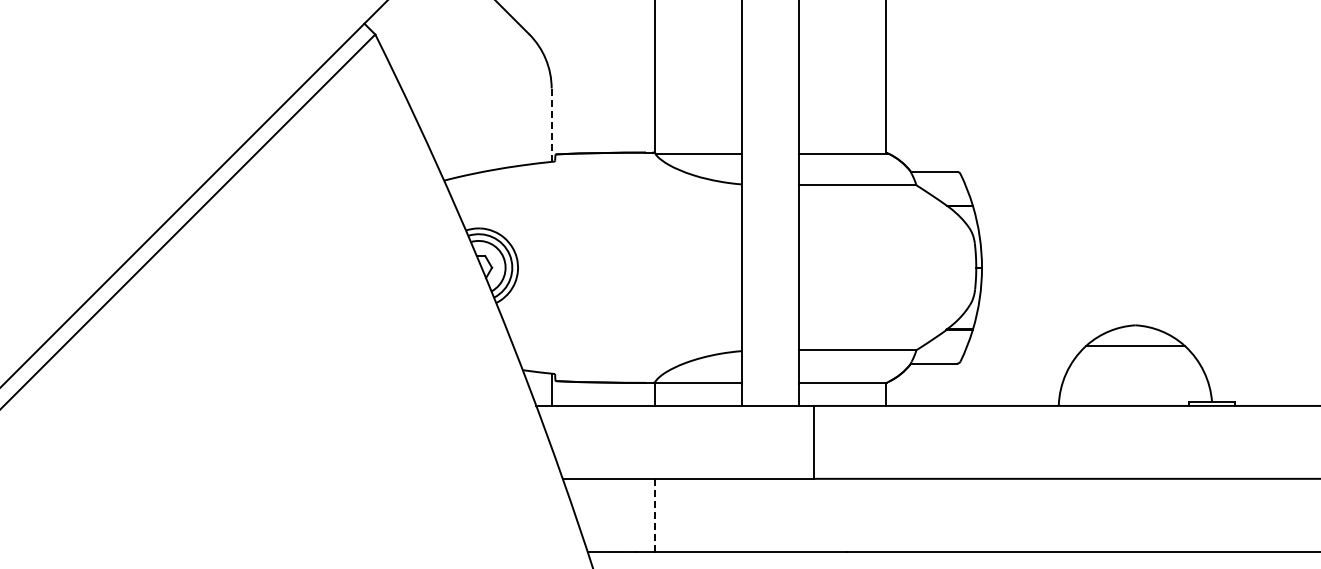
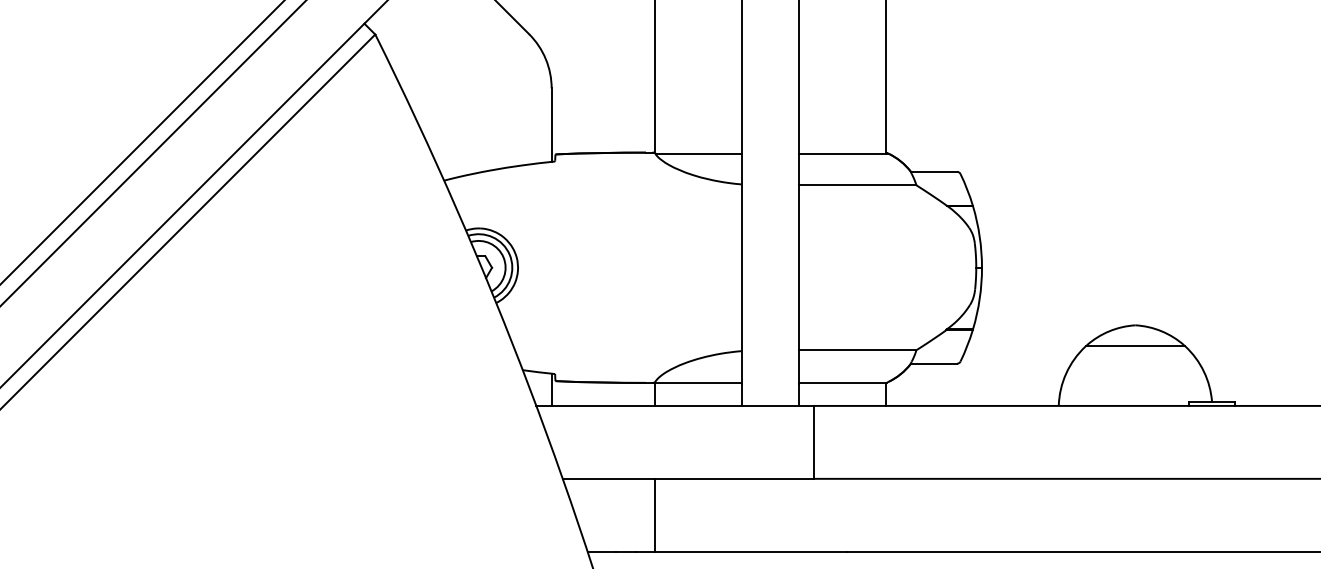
line: dashed -> solid (551, 125)
line: none -> present (142, 142)
line: none -> present (153, 153)
line: dashed -> solid (654, 515)
